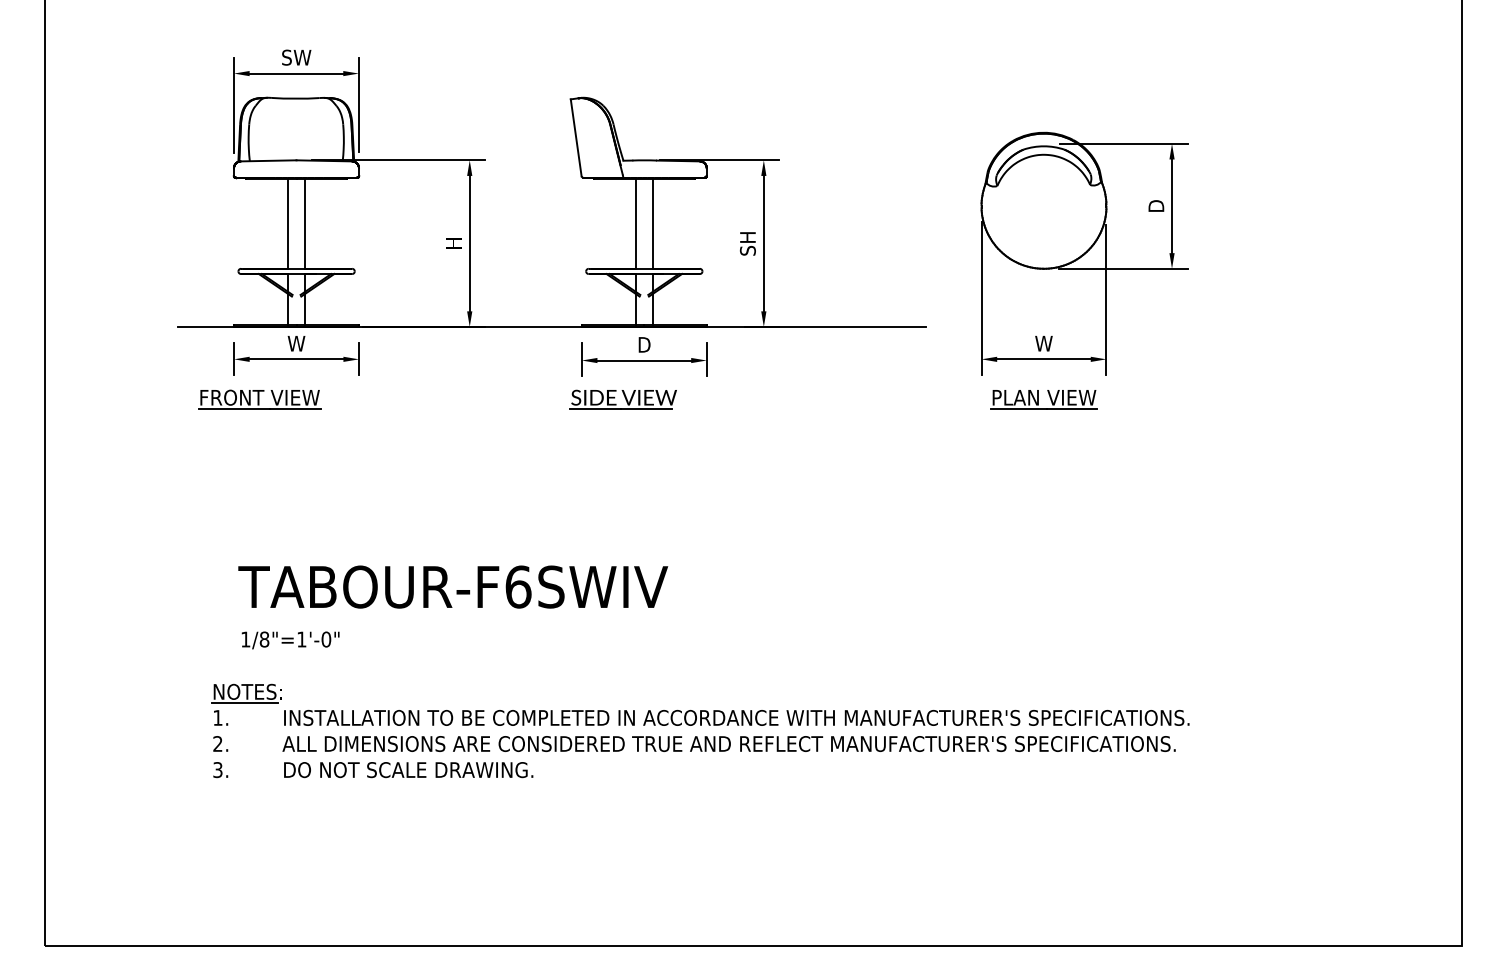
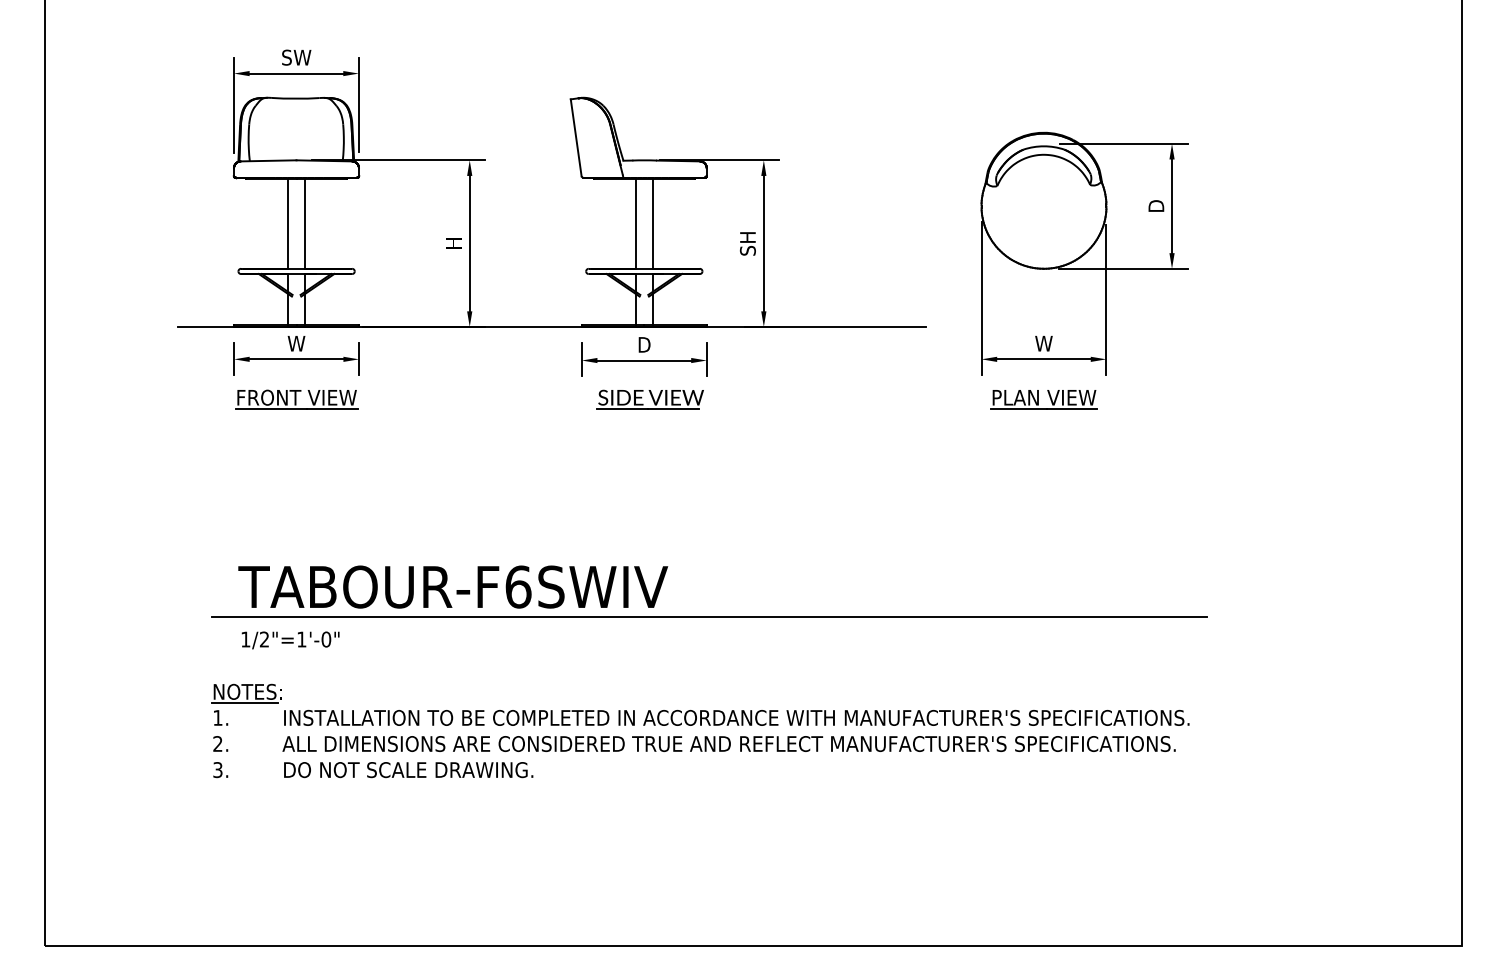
part position: (259, 399) -> (296, 399) (296, 399)
part position: (622, 399) -> (649, 399) (649, 399)
line: none -> present (709, 617)
text: 1/8"=1'-0" -> 1/2"=1'-0" (264, 639)
